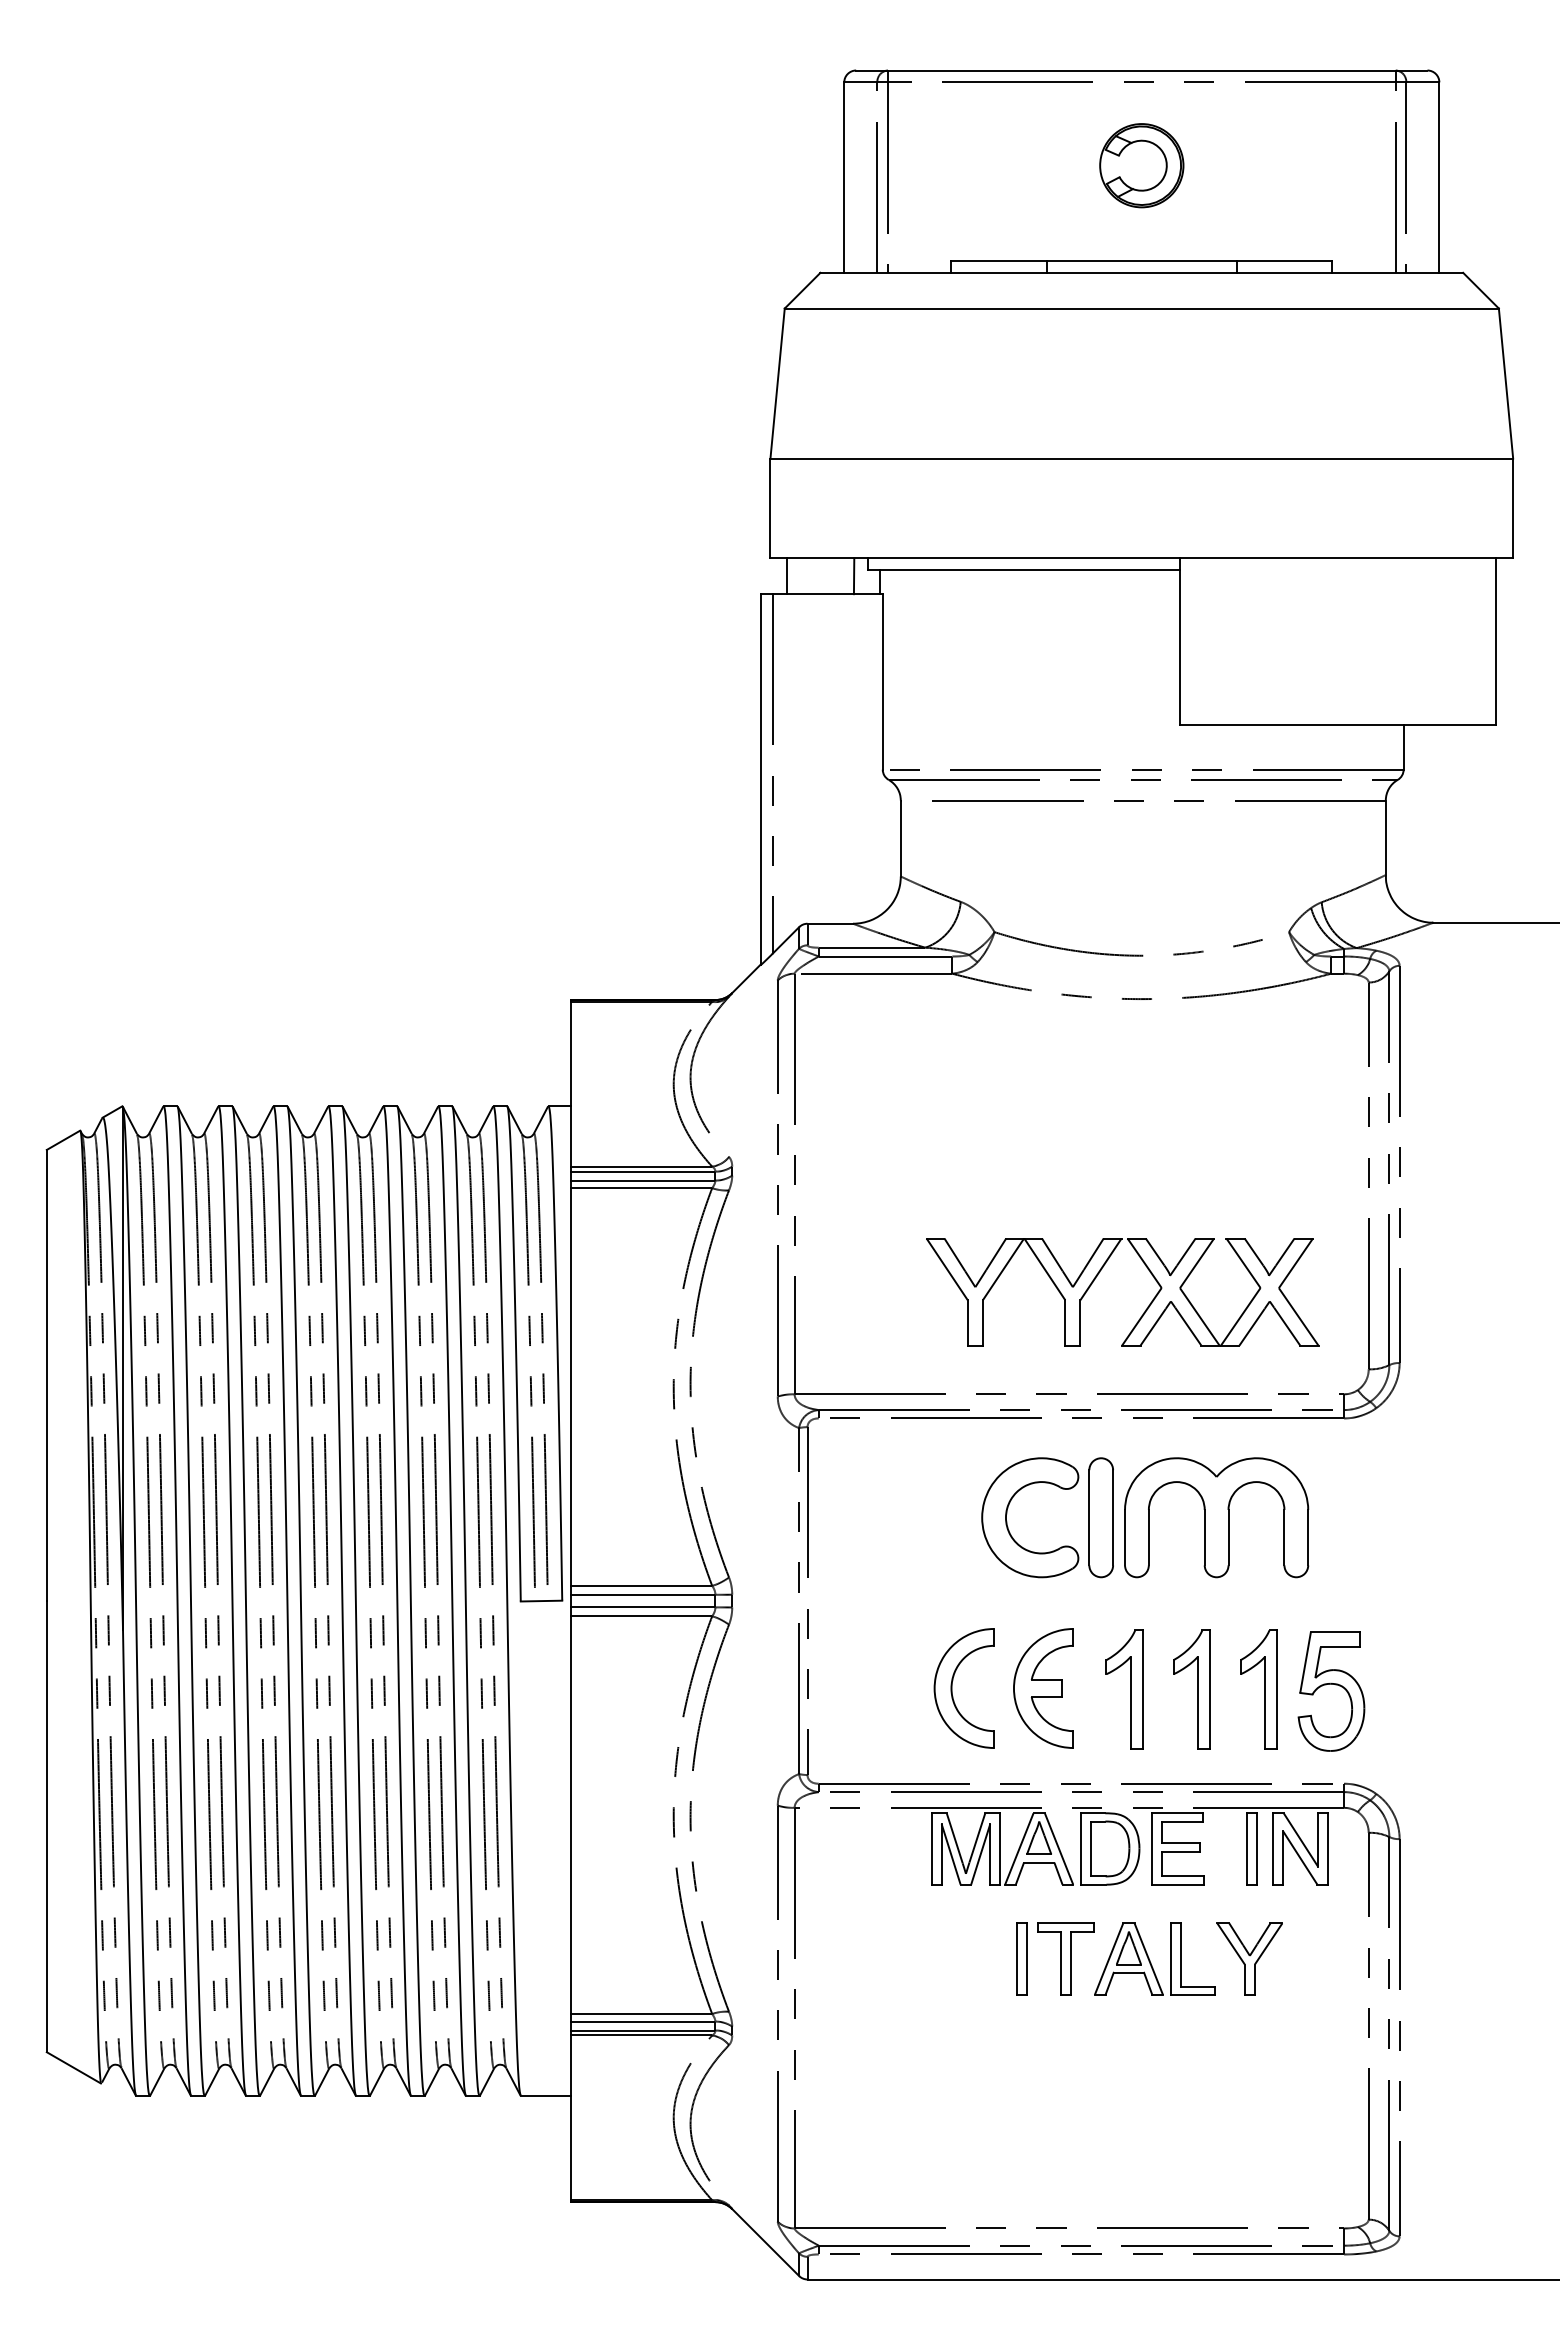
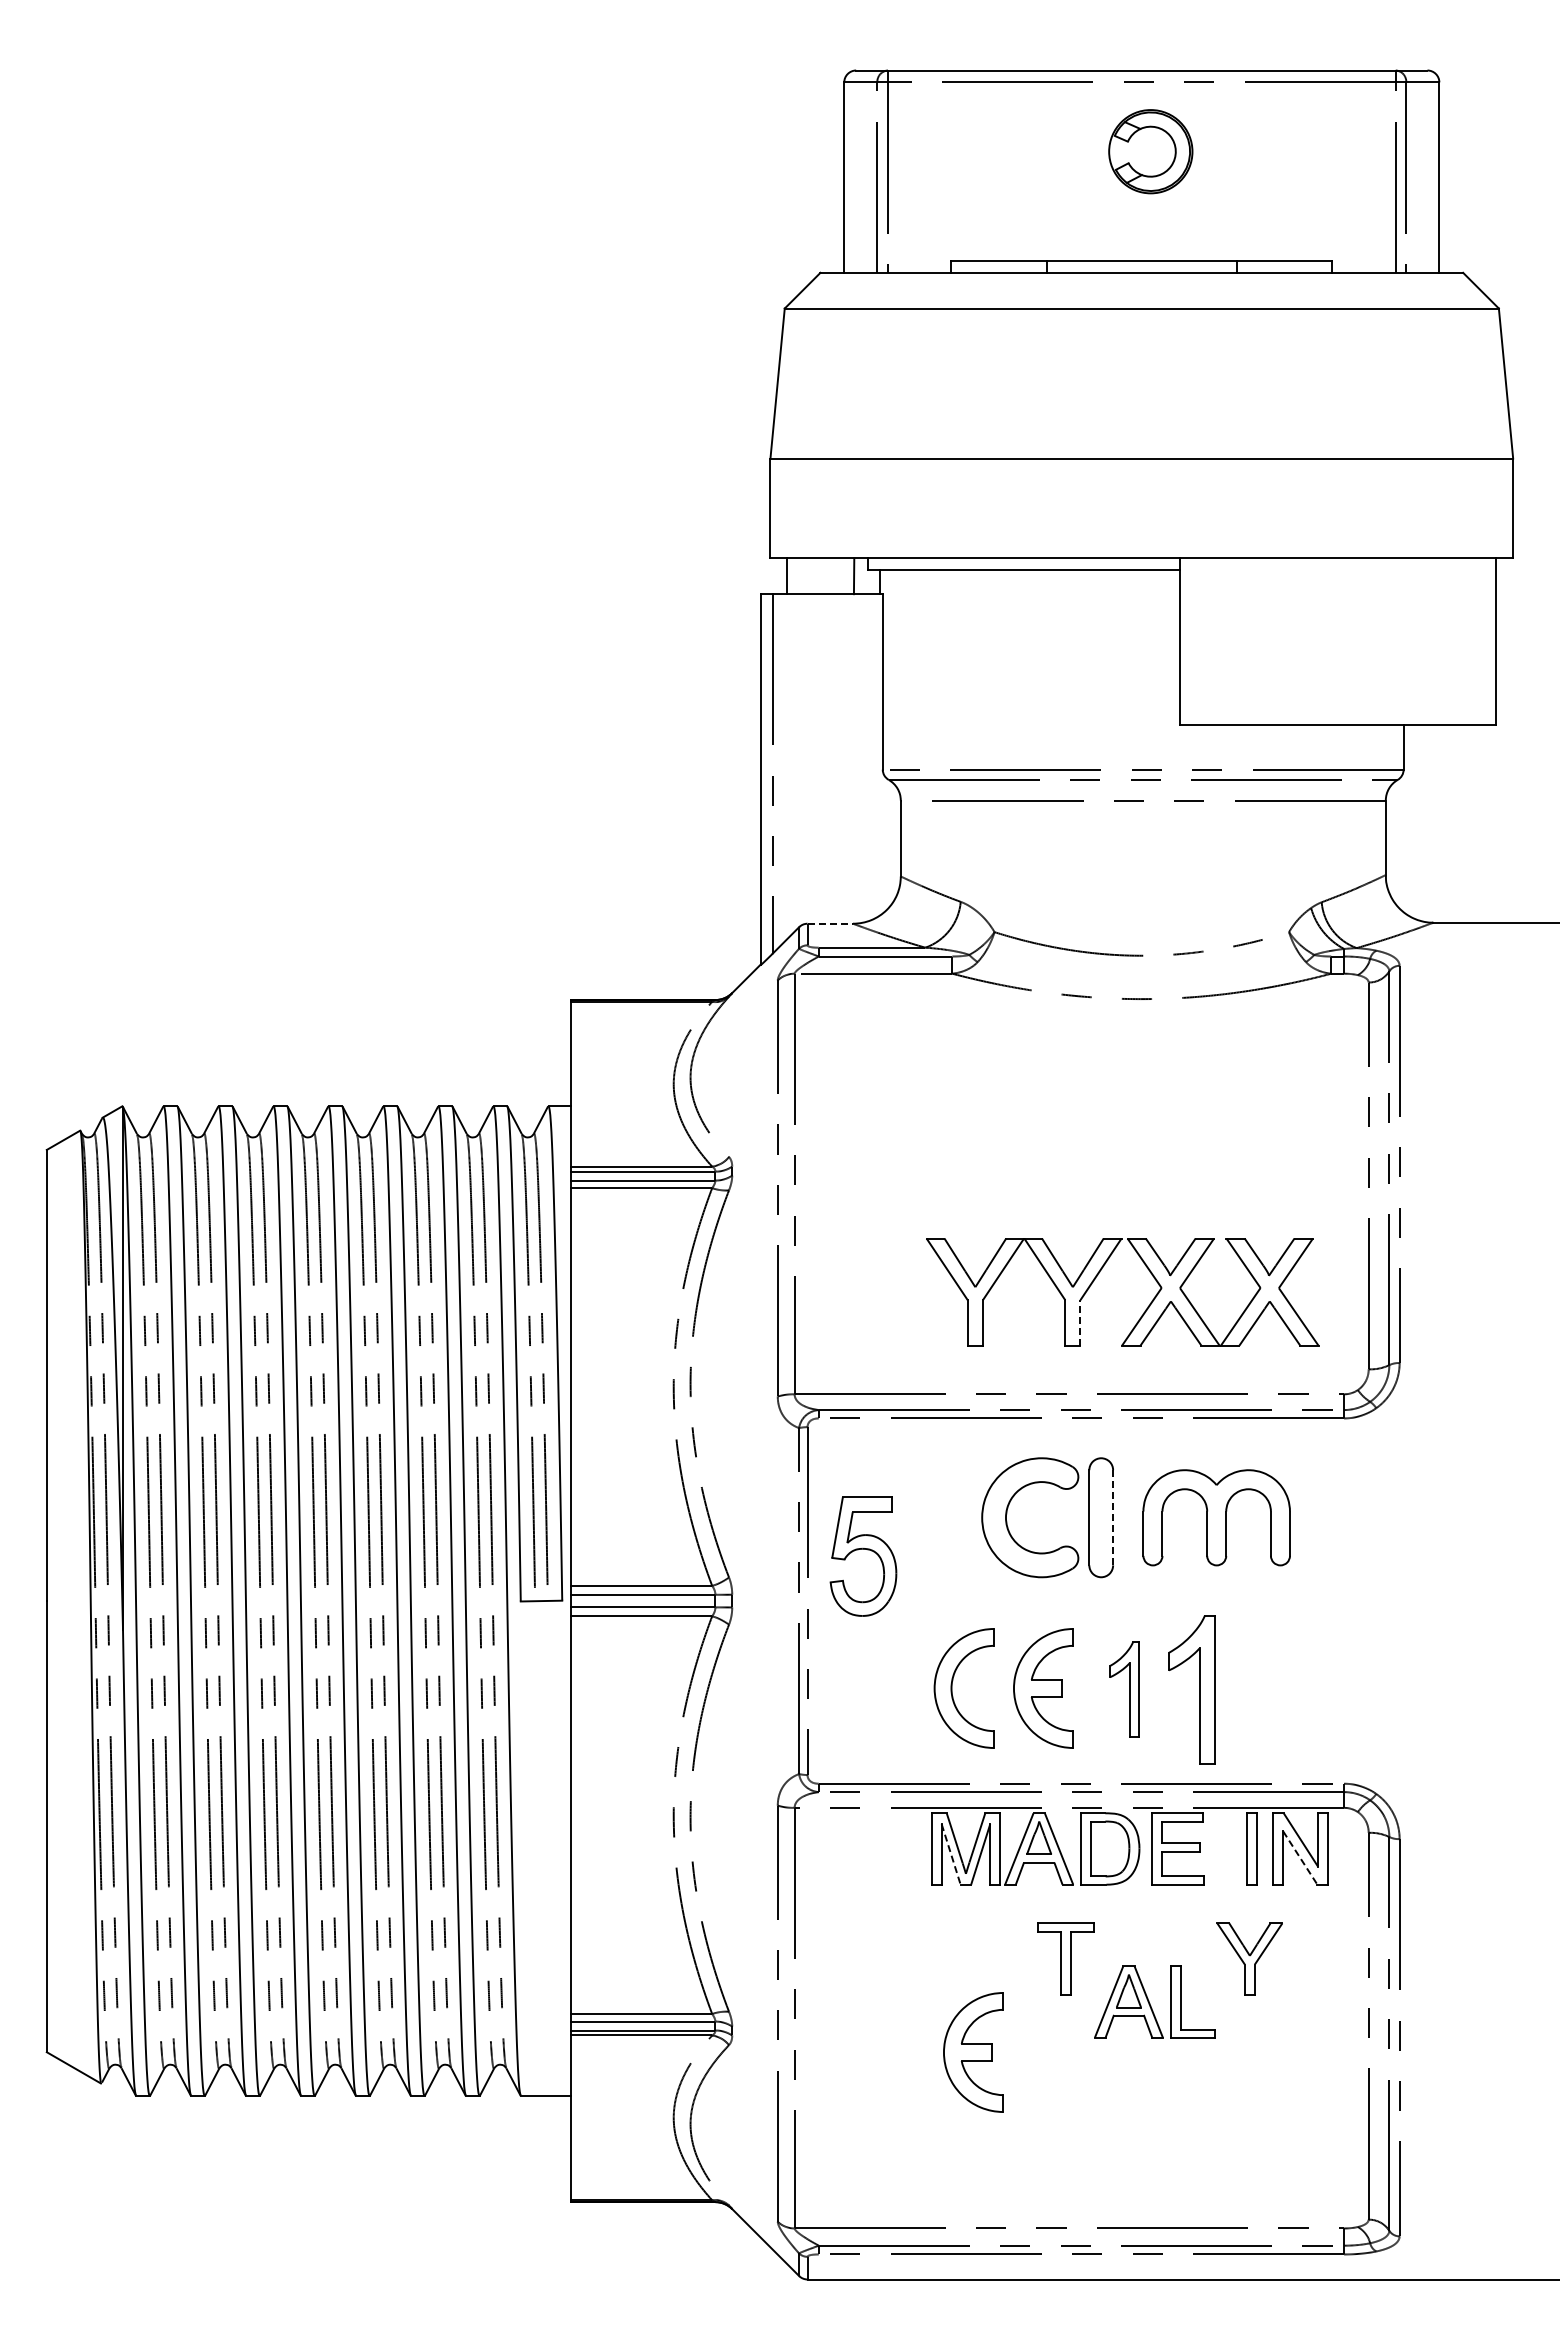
part position: (1141, 165) -> (1150, 151) (1150, 151)
line: solid -> dashed (830, 923)
line: solid -> dashed (1080, 1322)
line: solid -> dashed (1113, 1517)
part size: 186x122 px -> 149x98 px (1216, 1517)
part position: (1331, 1684) -> (863, 1549) (863, 1549)
part size: 39x121 px -> 31x97 px (1124, 1689)
part size: 38x121 px -> 48x150 px (1191, 1689)
part: present -> none (1258, 1689)
line: solid -> dashed (951, 1854)
line: solid -> dashed (1300, 1858)
part: present -> none (1021, 1958)
part position: (1154, 1958) -> (1154, 2001) (1154, 2001)
part: none -> present (973, 2052)
